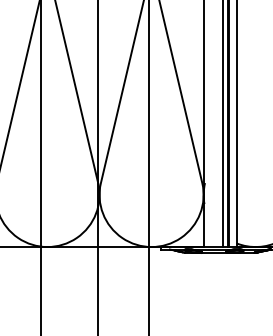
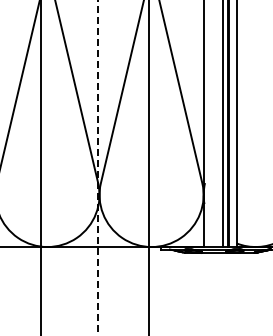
line: solid -> dashed (98, 168)
